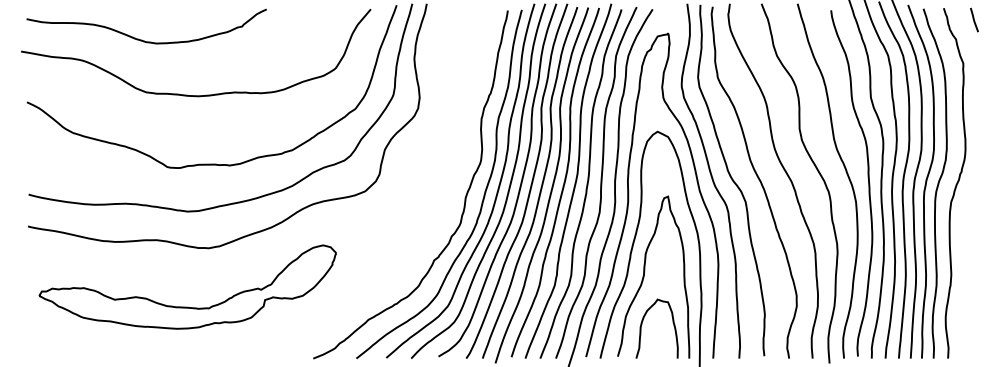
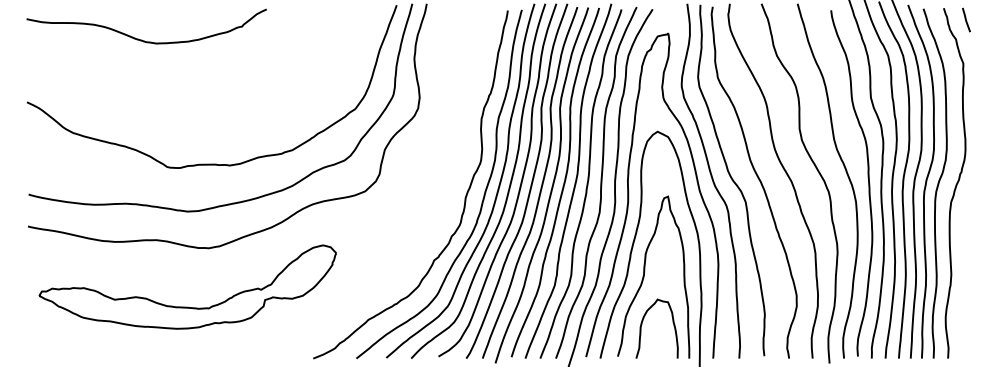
line position: (974, 19) -> (966, 19) (966, 19)
curve: present -> none (187, 94)
